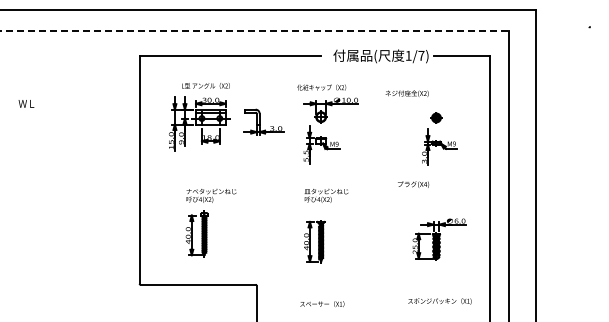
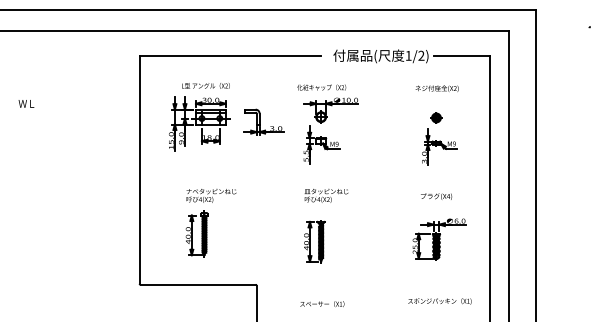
line: dashed -> solid (254, 31)
text: 1/7) -> 1/2) (421, 55)
text position: (406, 93) -> (436, 88) (436, 88)
text position: (413, 184) -> (436, 196) (436, 196)
